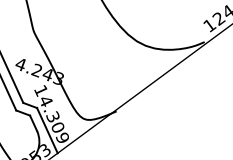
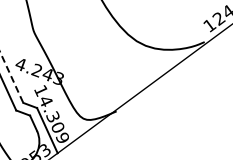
line: solid -> dashed (11, 77)
